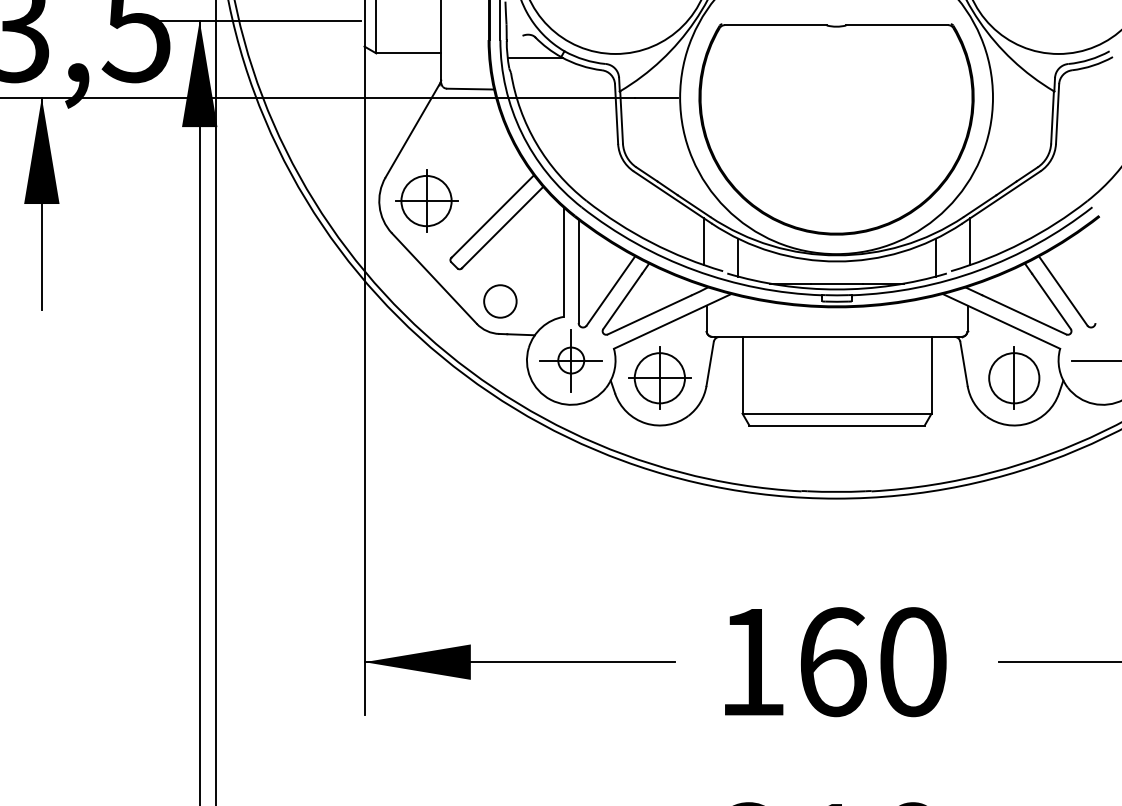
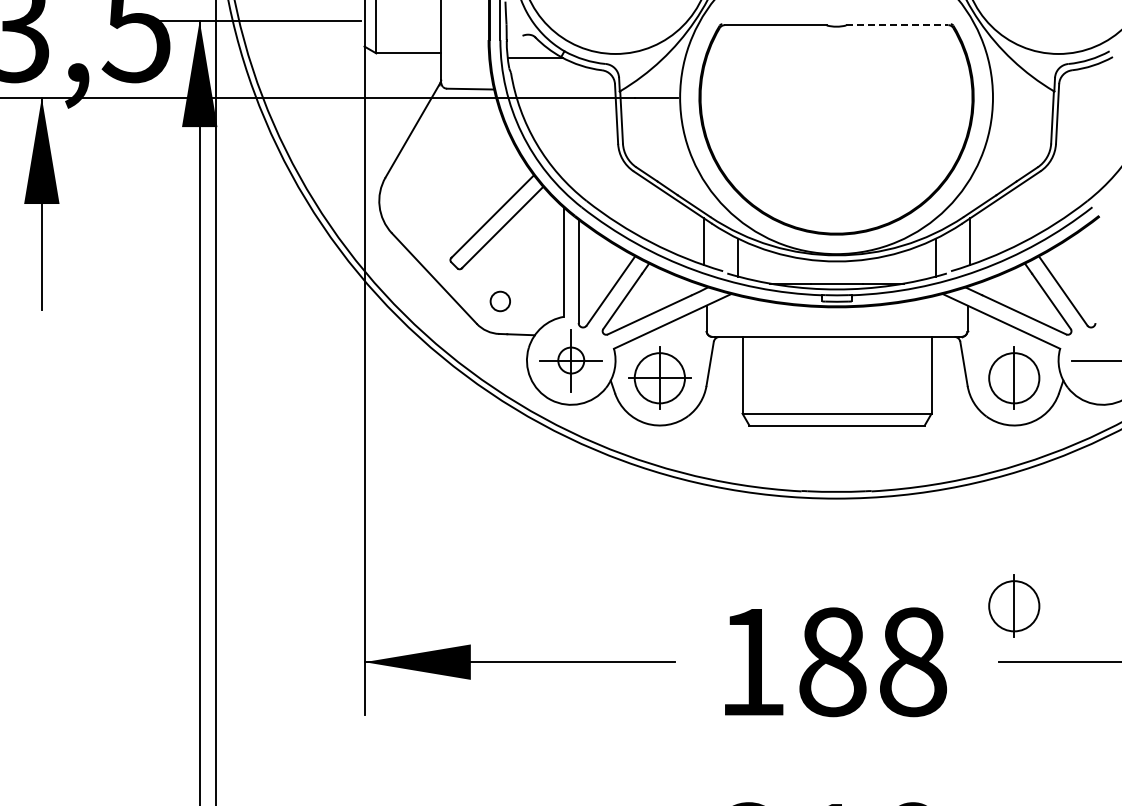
line: solid -> dashed (897, 25)
part: present -> none (426, 200)
circle diameter: 32 px -> 19 px (500, 301)
part: none -> present (1014, 605)
text: 160 -> 188 (873, 662)
